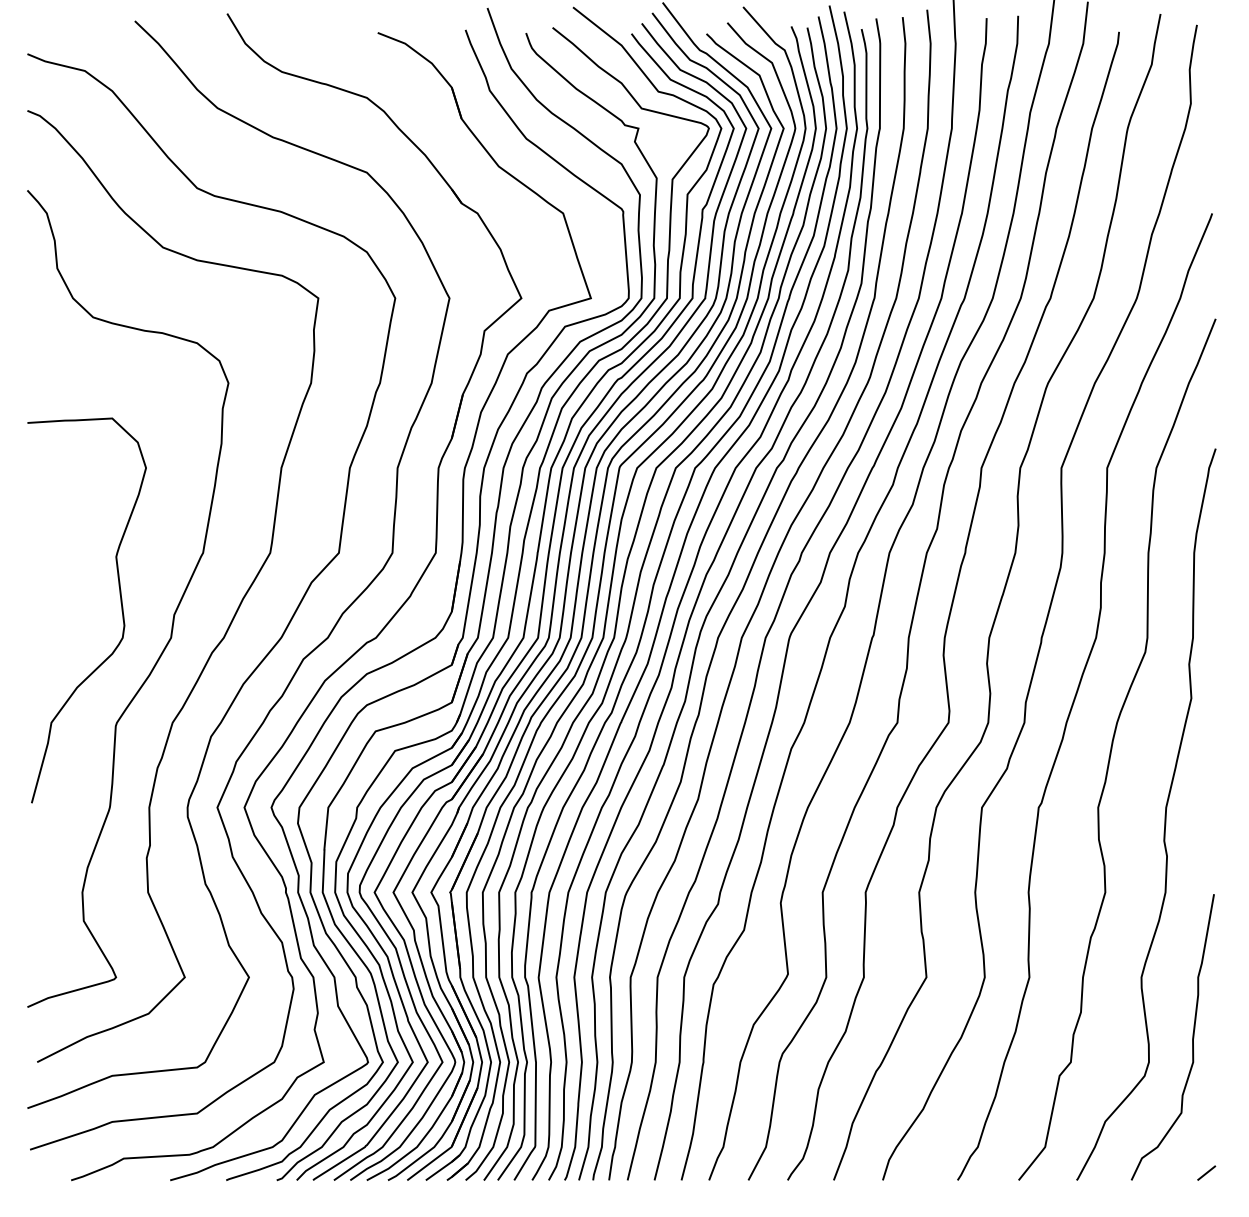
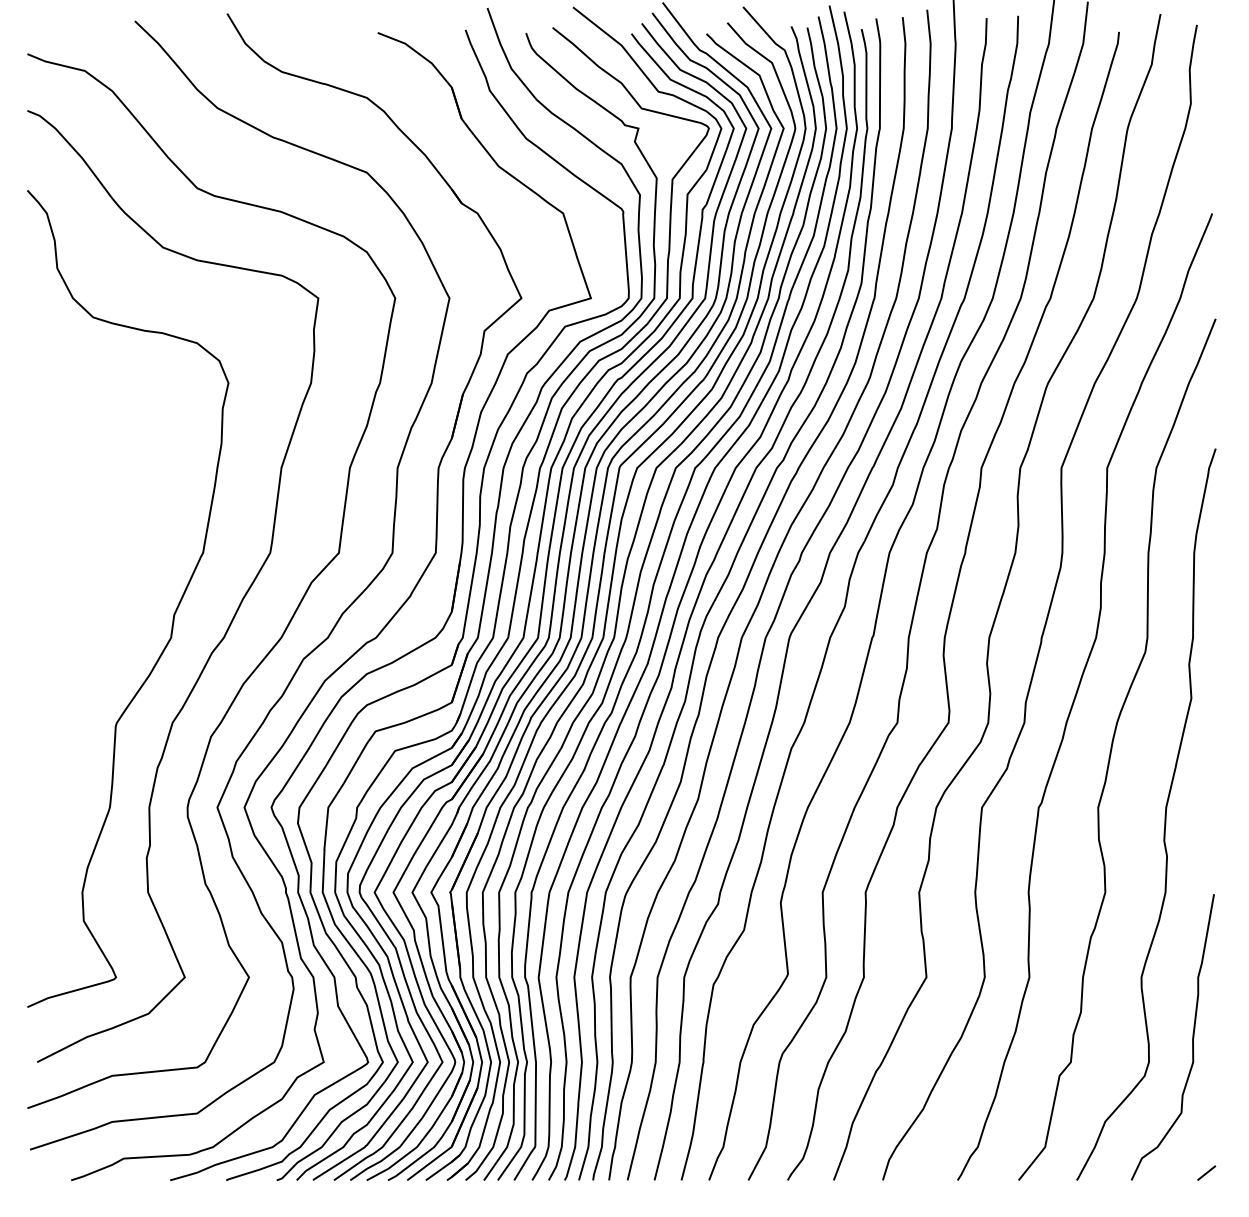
curve: present -> none (120, 603)
